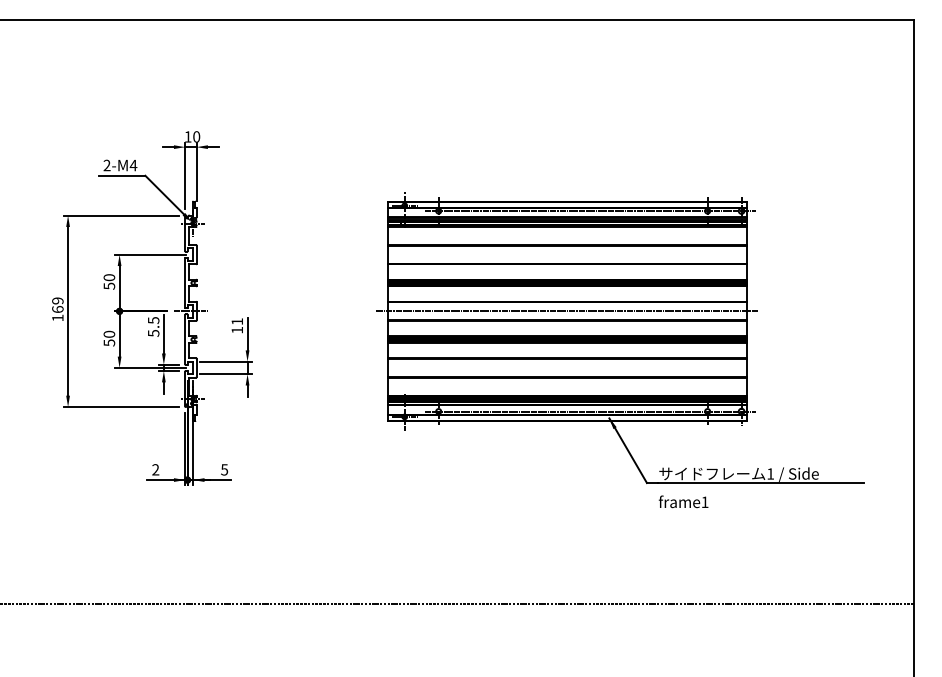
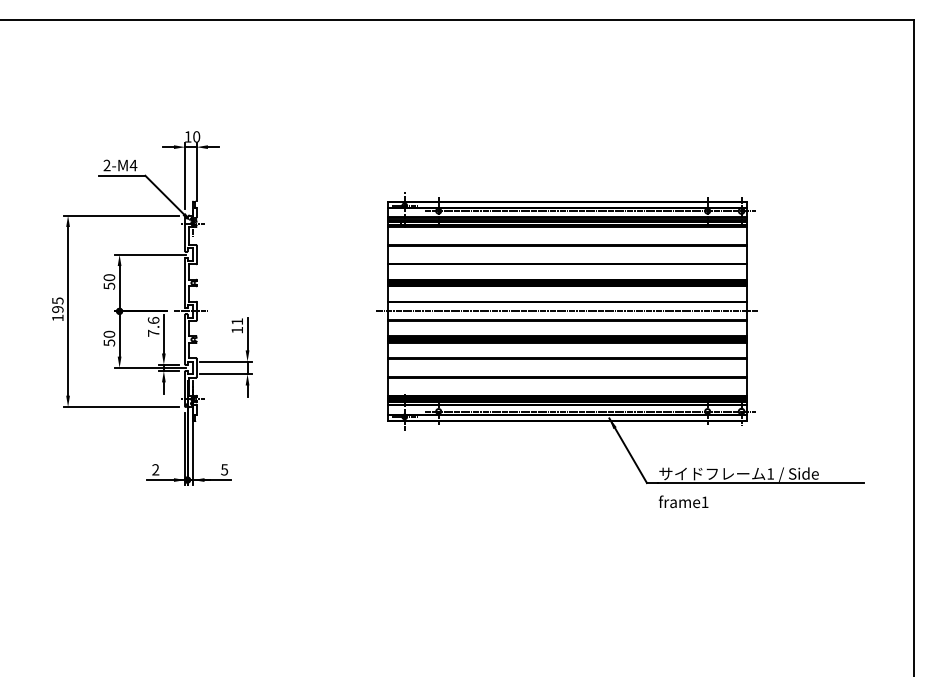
text: 169 -> 195 (57, 305)
text: 5.5 -> 7.6 (153, 326)
line: present -> none (457, 604)
